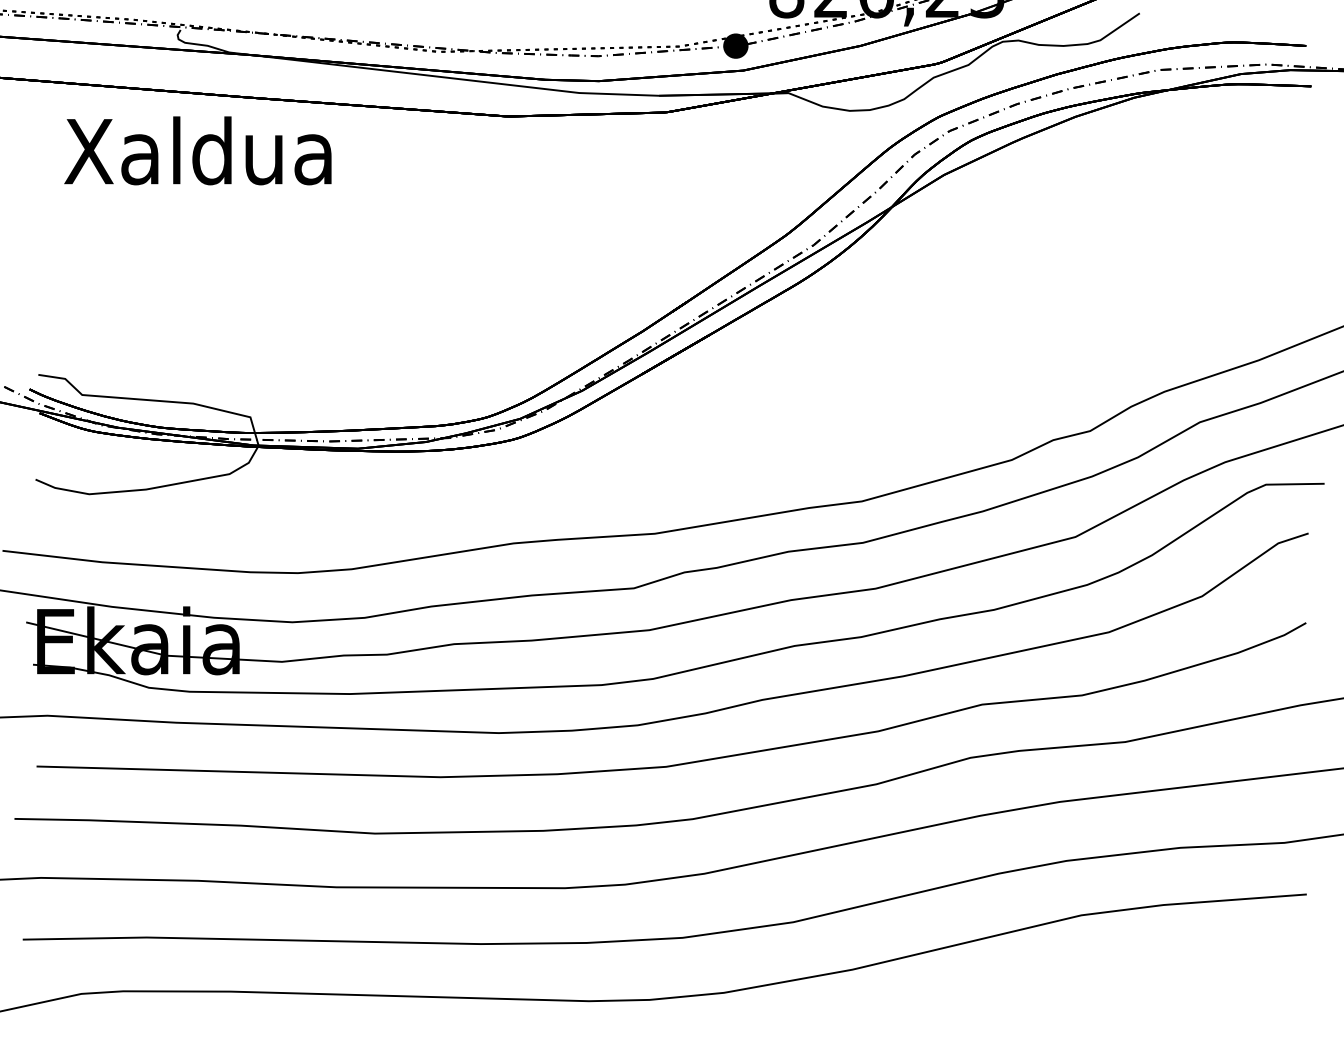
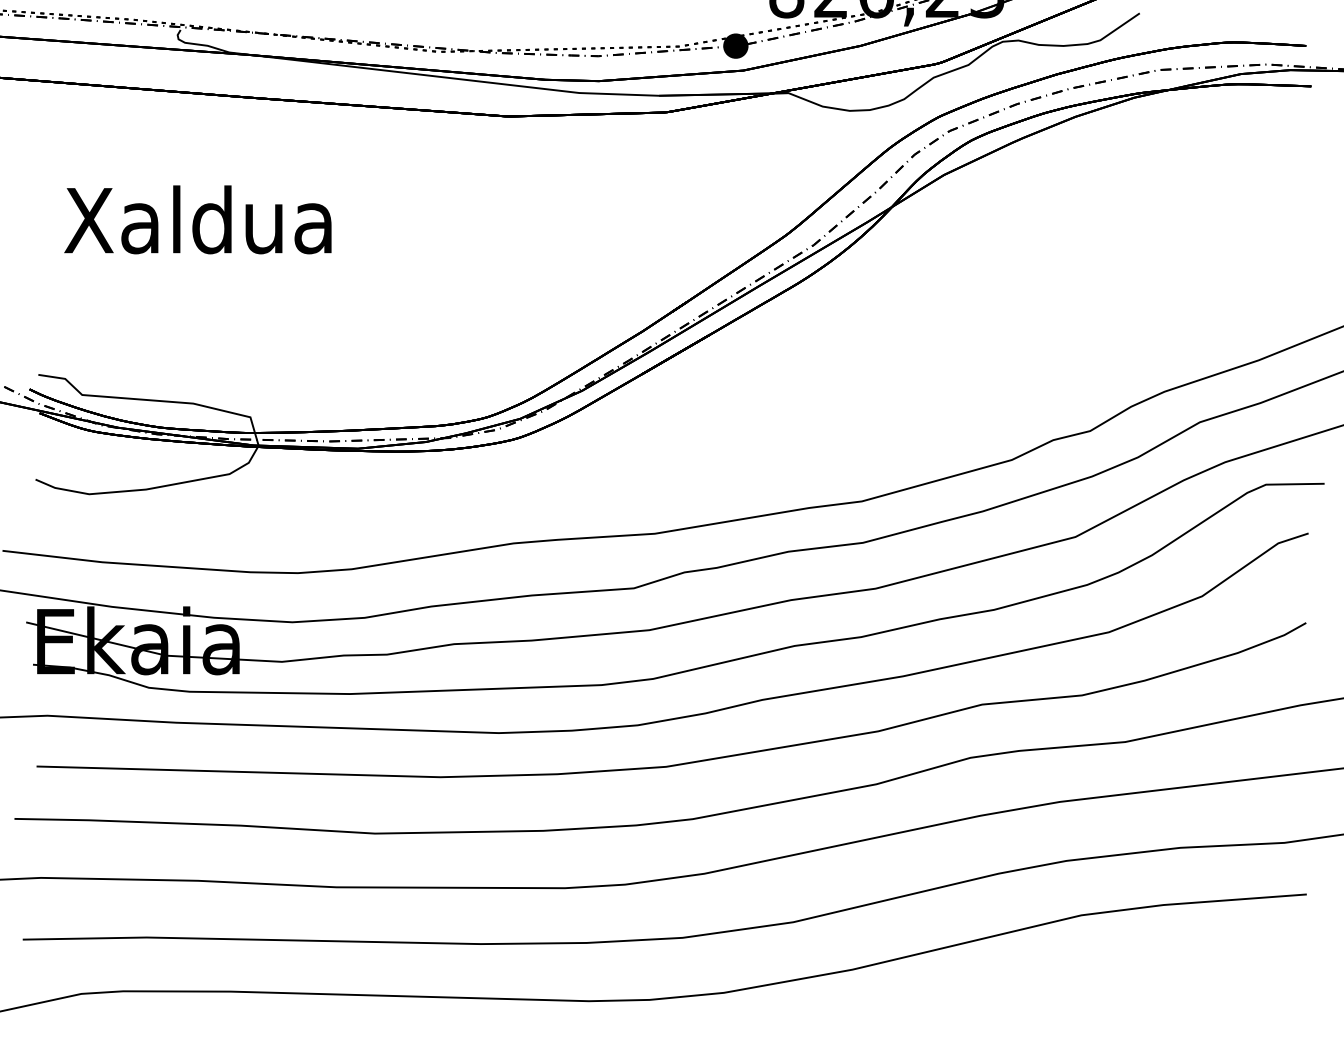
text position: (197, 150) -> (197, 219) (197, 219)
